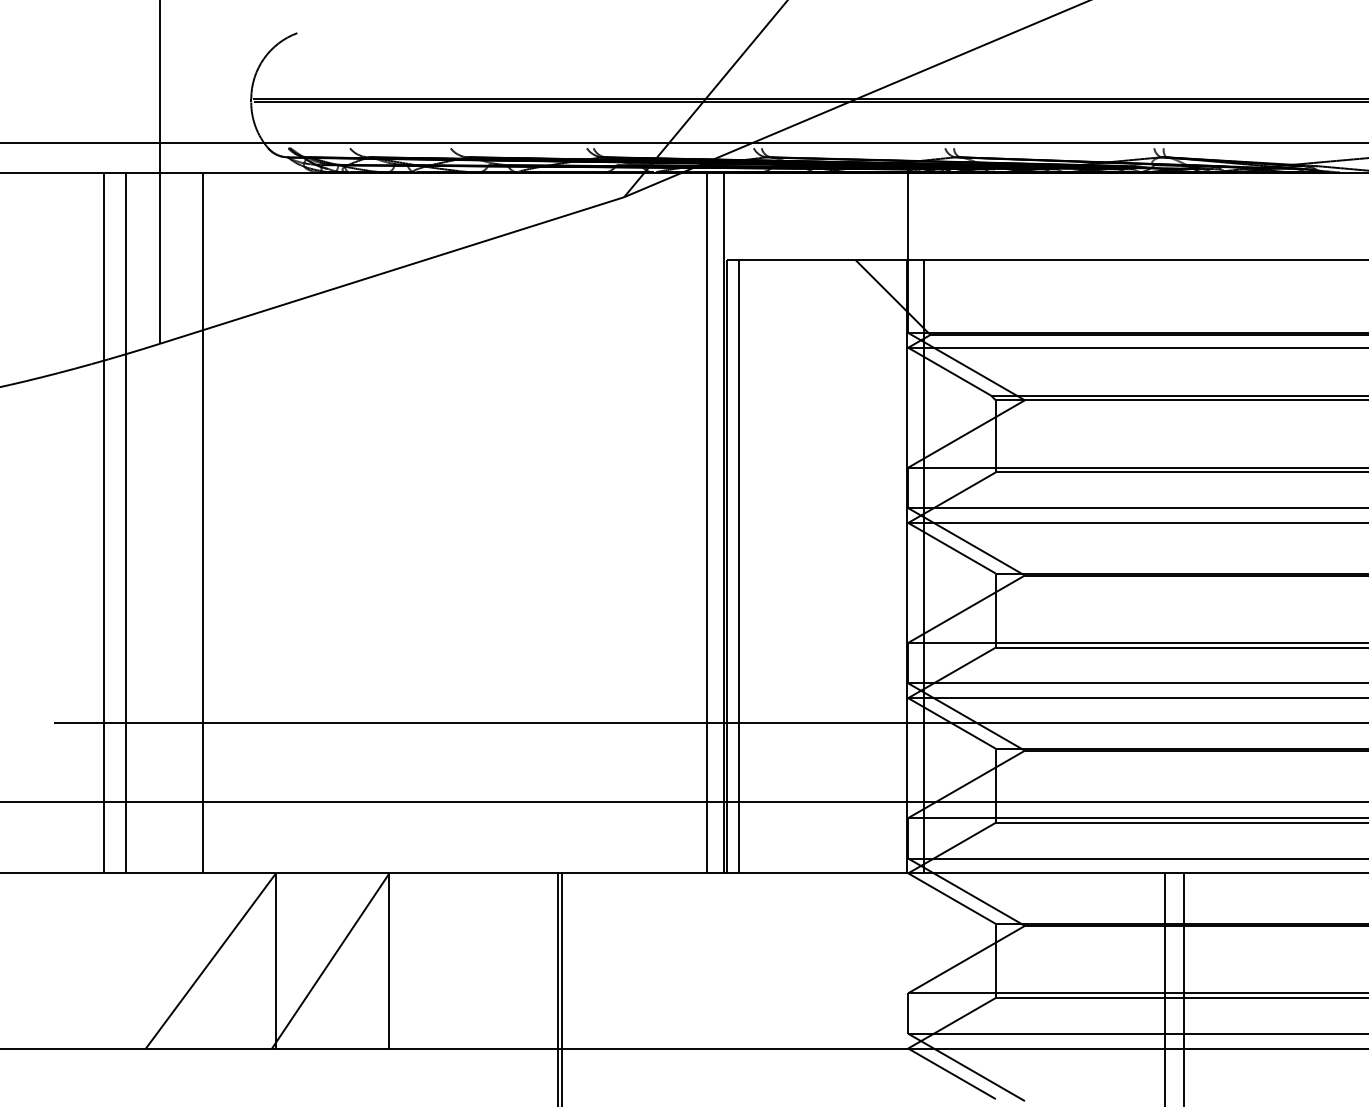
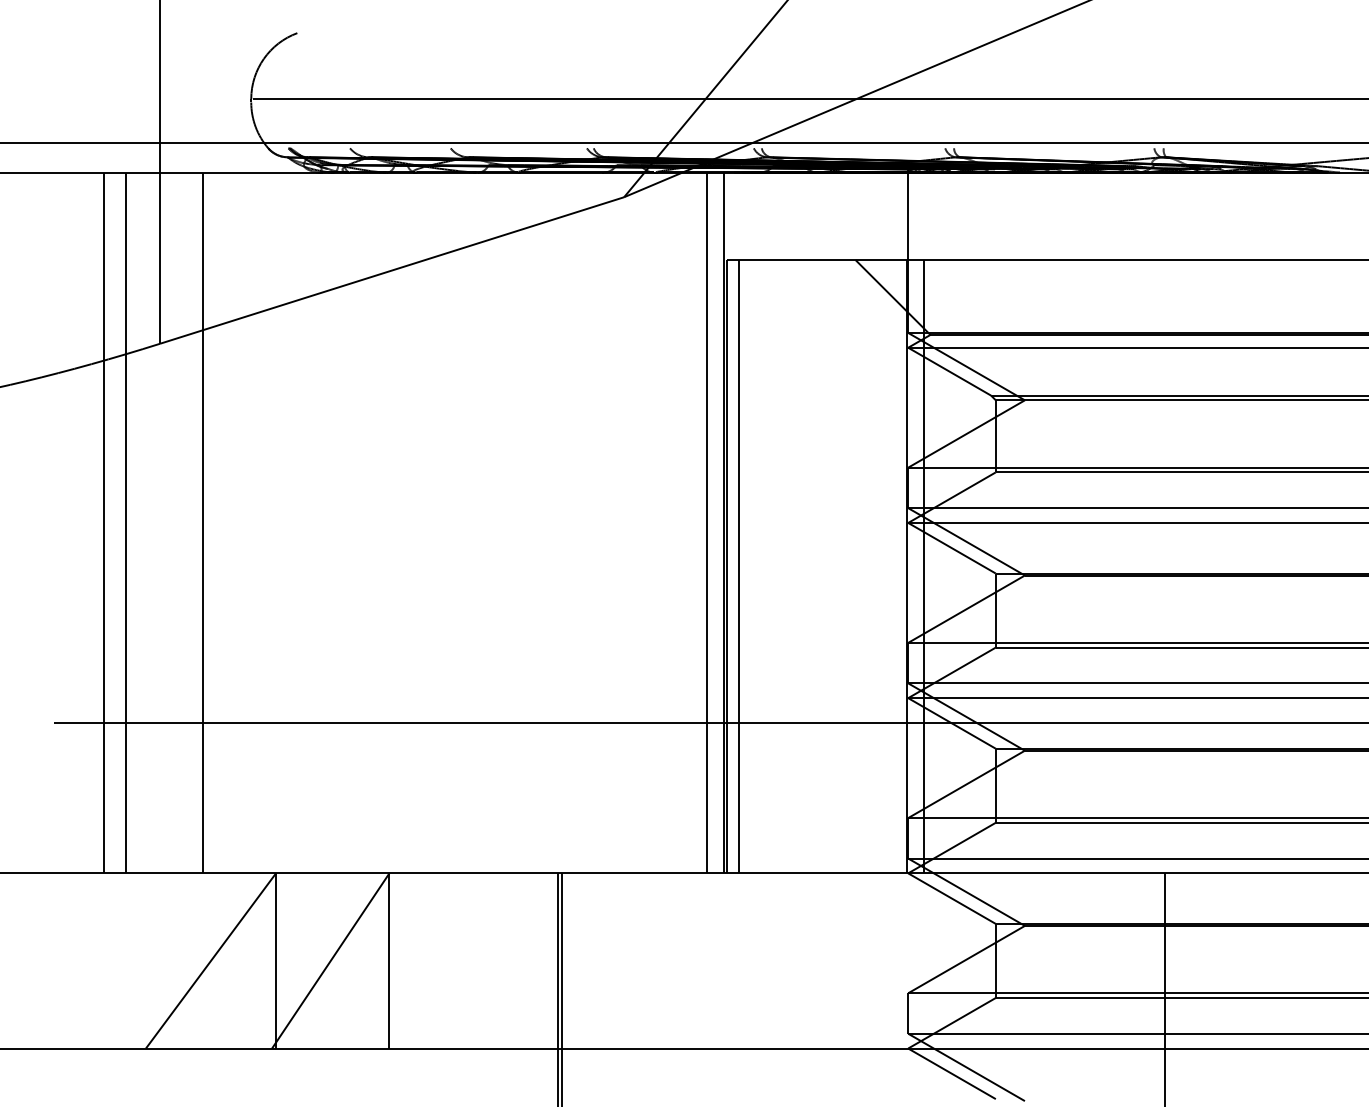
line: present -> none (809, 102)
line: present -> none (683, 801)
line: present -> none (1184, 988)
